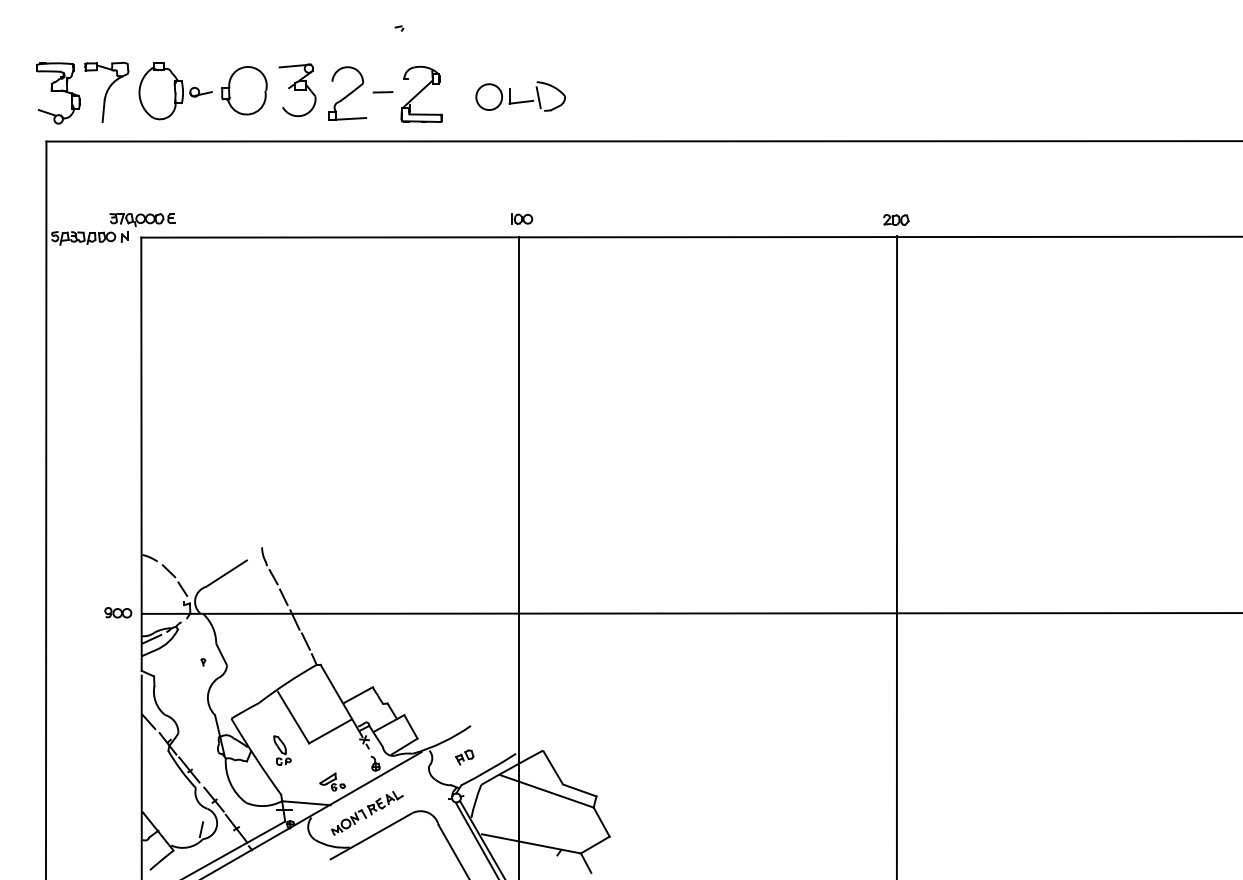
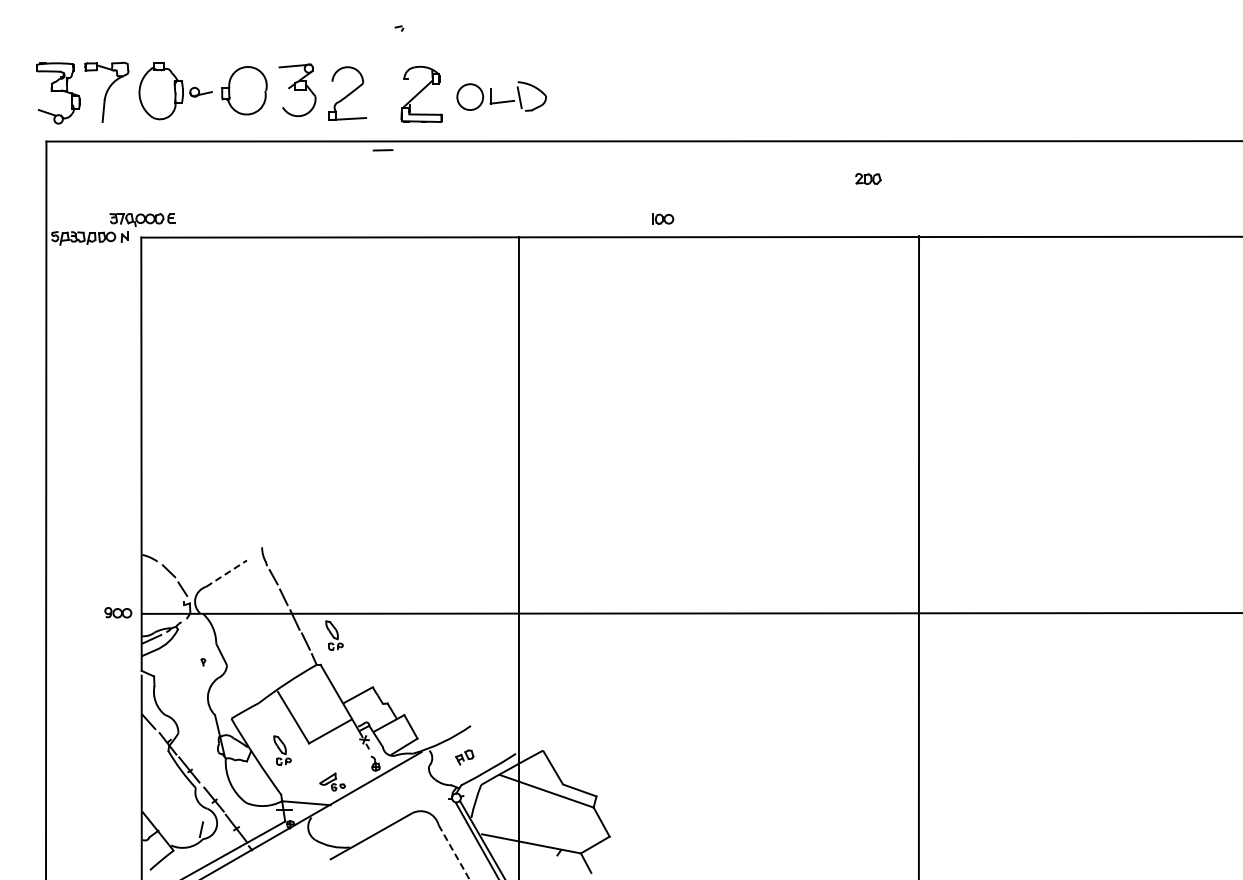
line position: (382, 92) -> (382, 150) (382, 150)
part position: (520, 96) -> (501, 96) (501, 96)
part position: (522, 218) -> (663, 218) (663, 218)
part position: (896, 219) -> (868, 178) (868, 178)
line position: (896, 556) -> (918, 556) (918, 556)
line: solid -> dashed (227, 573)
part: none -> present (334, 635)
part: present -> none (367, 813)
line: solid -> dashed (454, 852)
